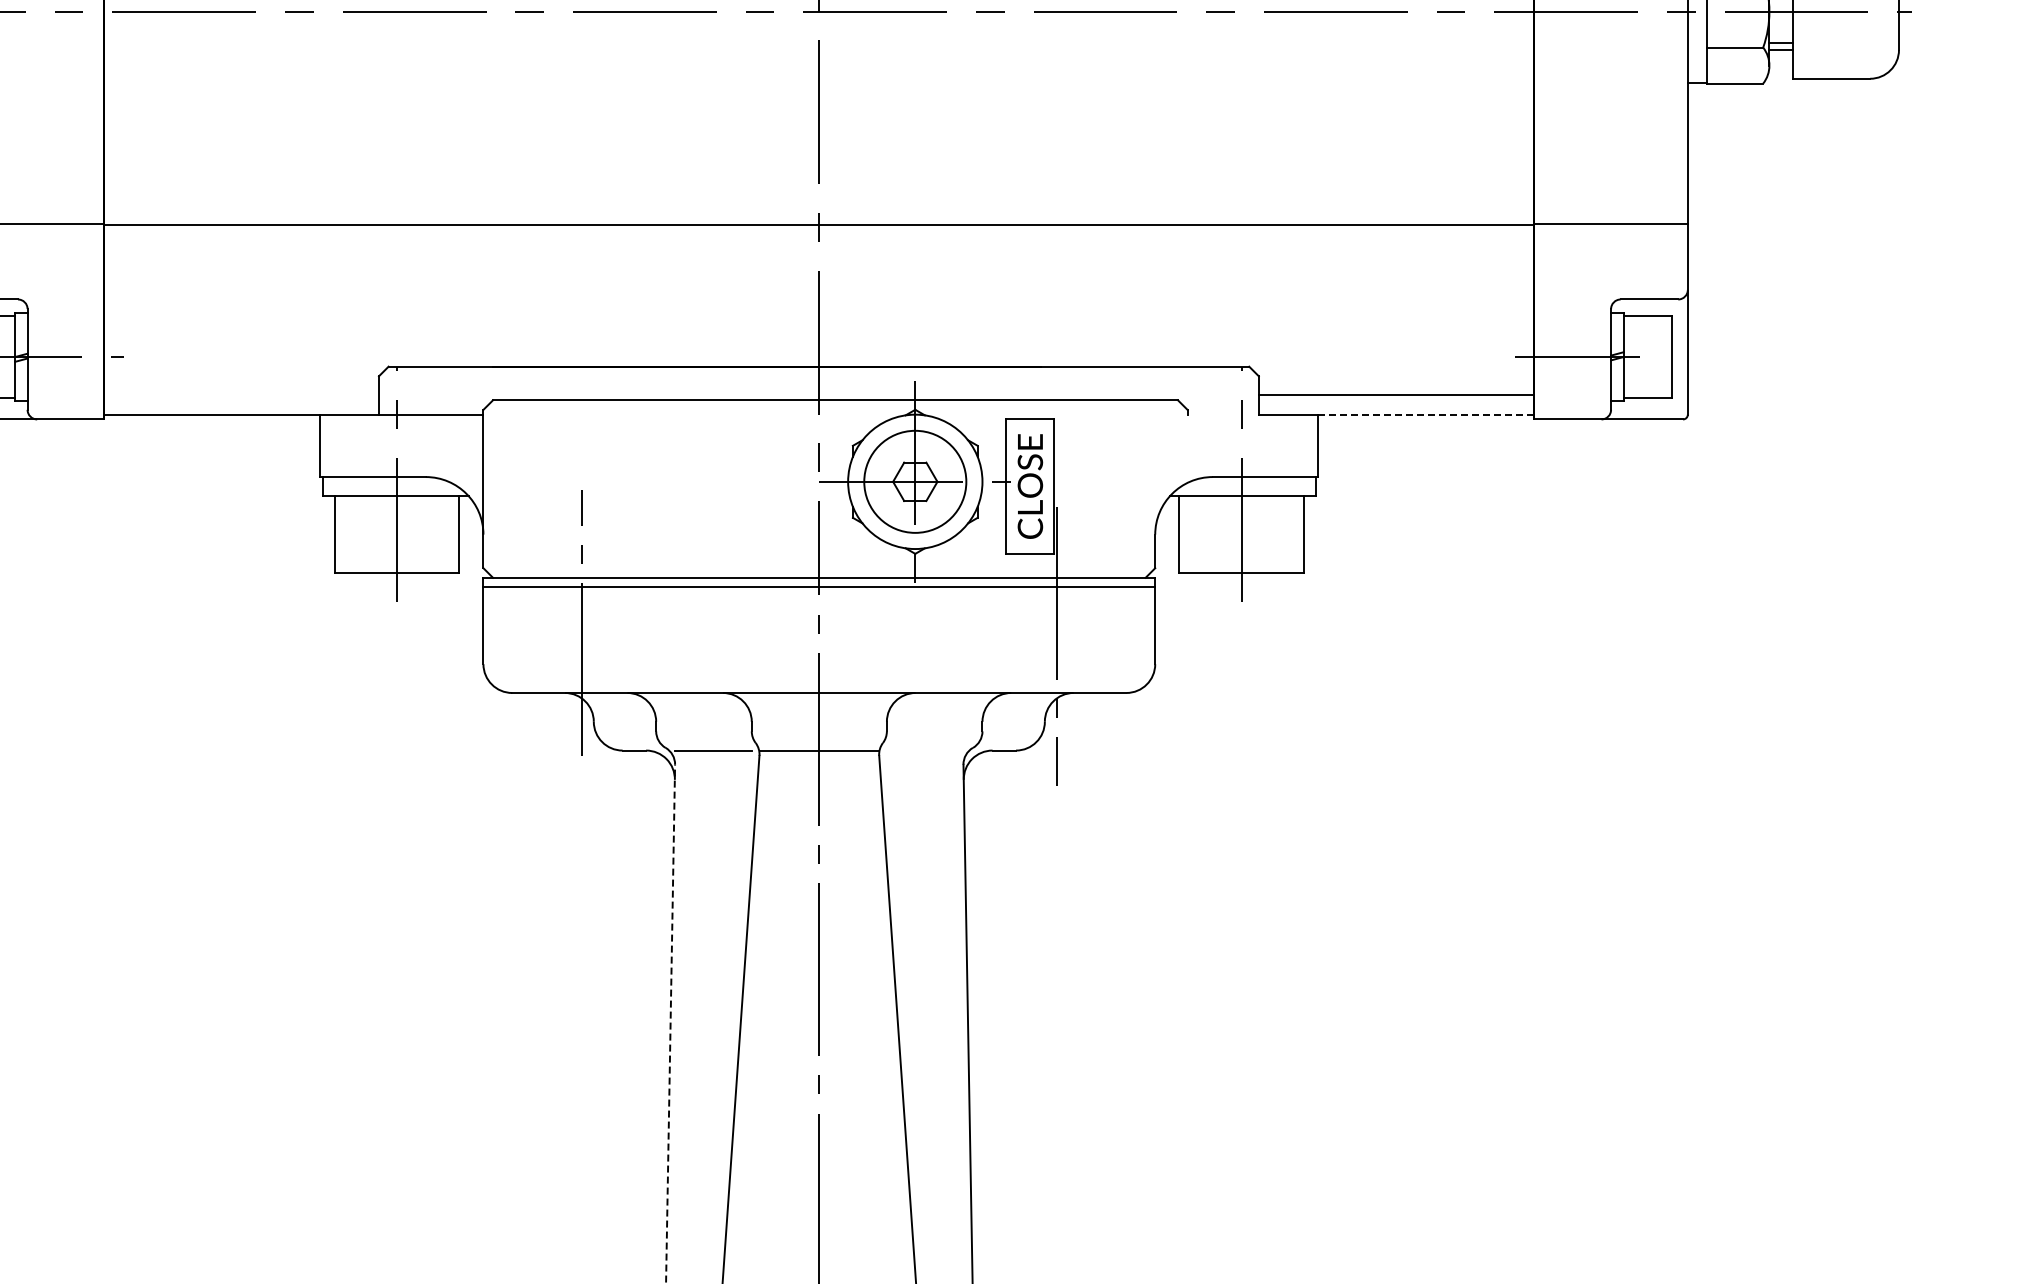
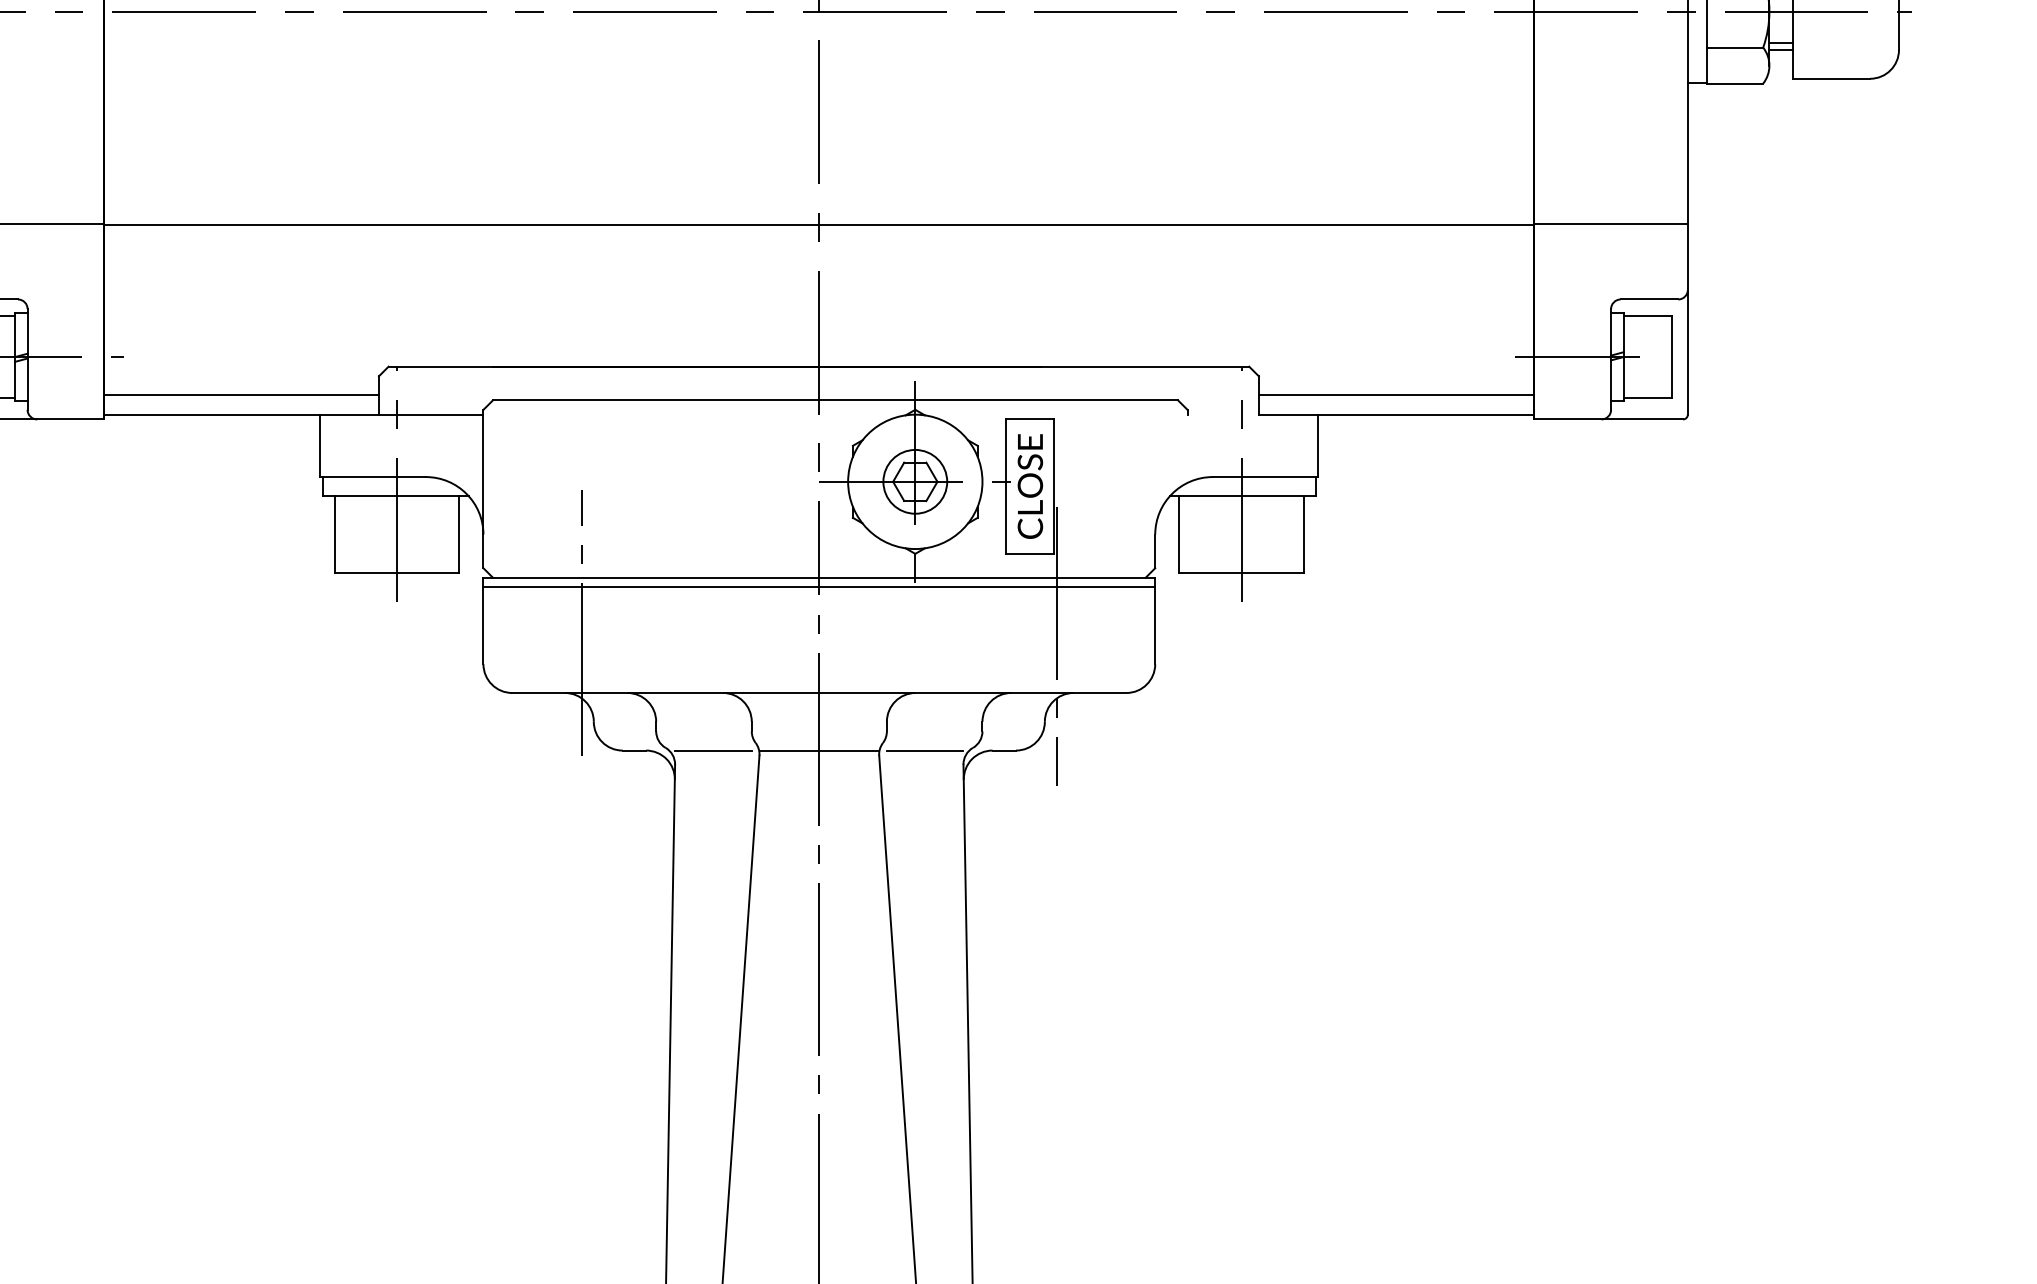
line: none -> present (241, 395)
line: dashed -> solid (1426, 414)
circle diameter: 102 px -> 64 px (915, 481)
line: none -> present (924, 750)
line: dashed -> solid (670, 1023)
